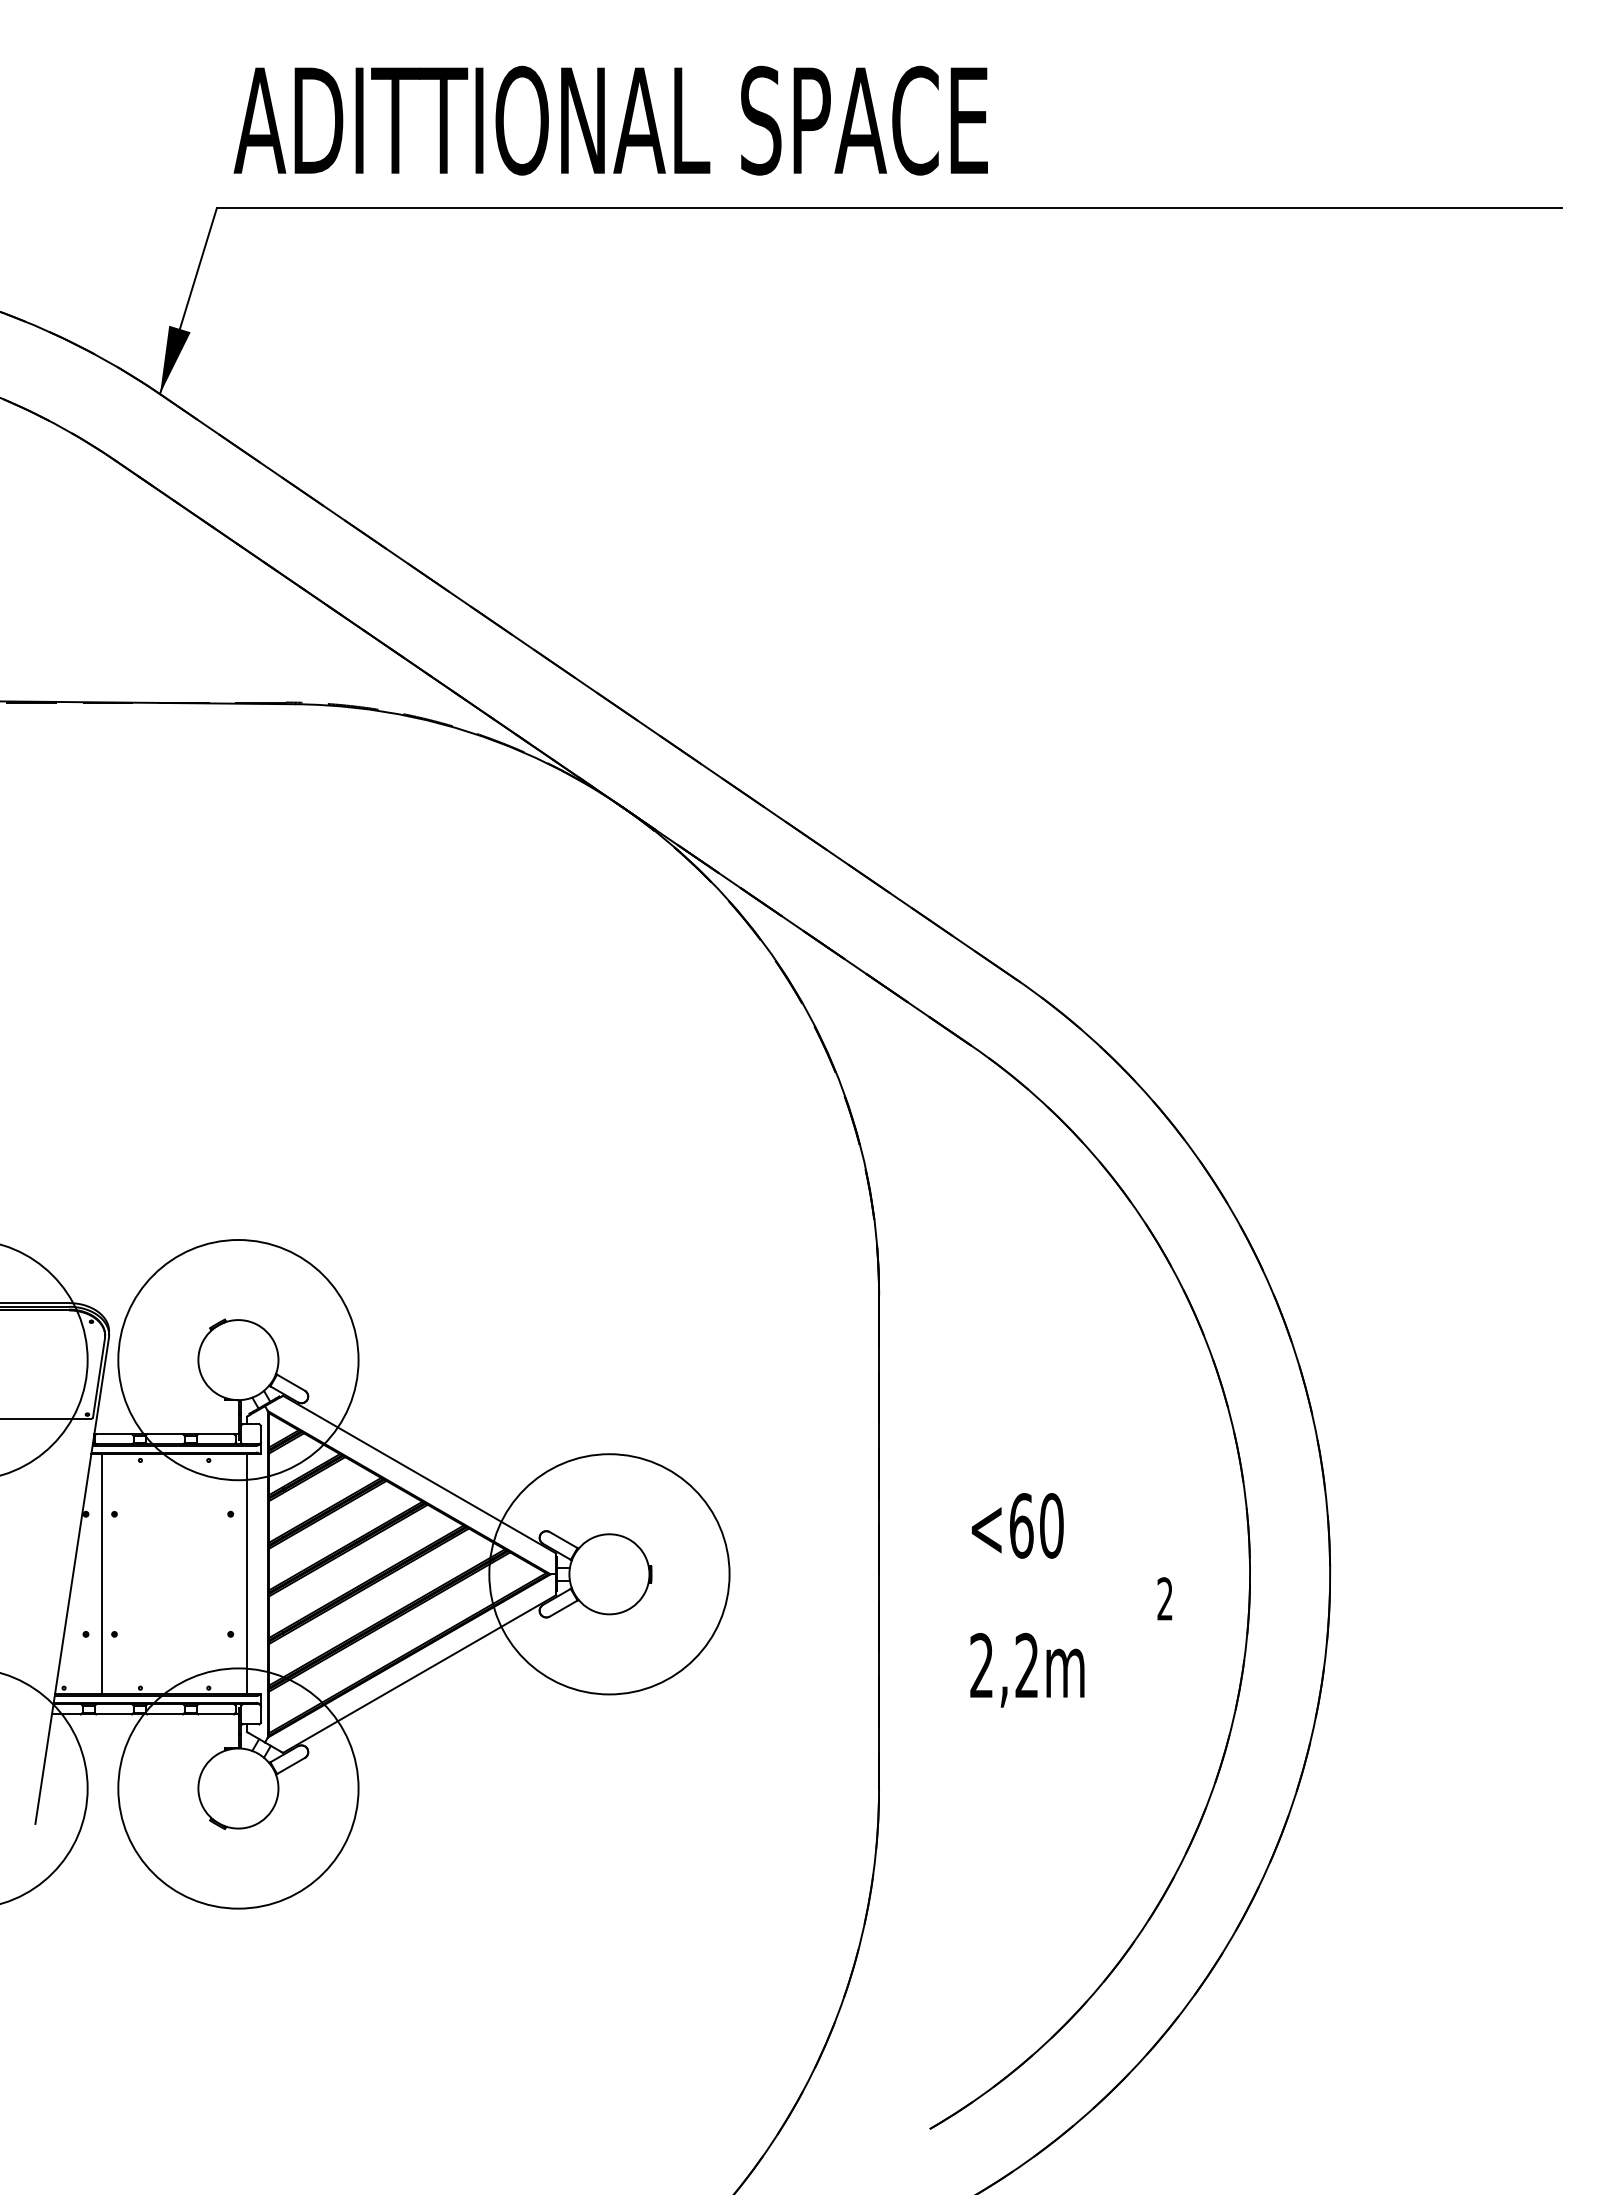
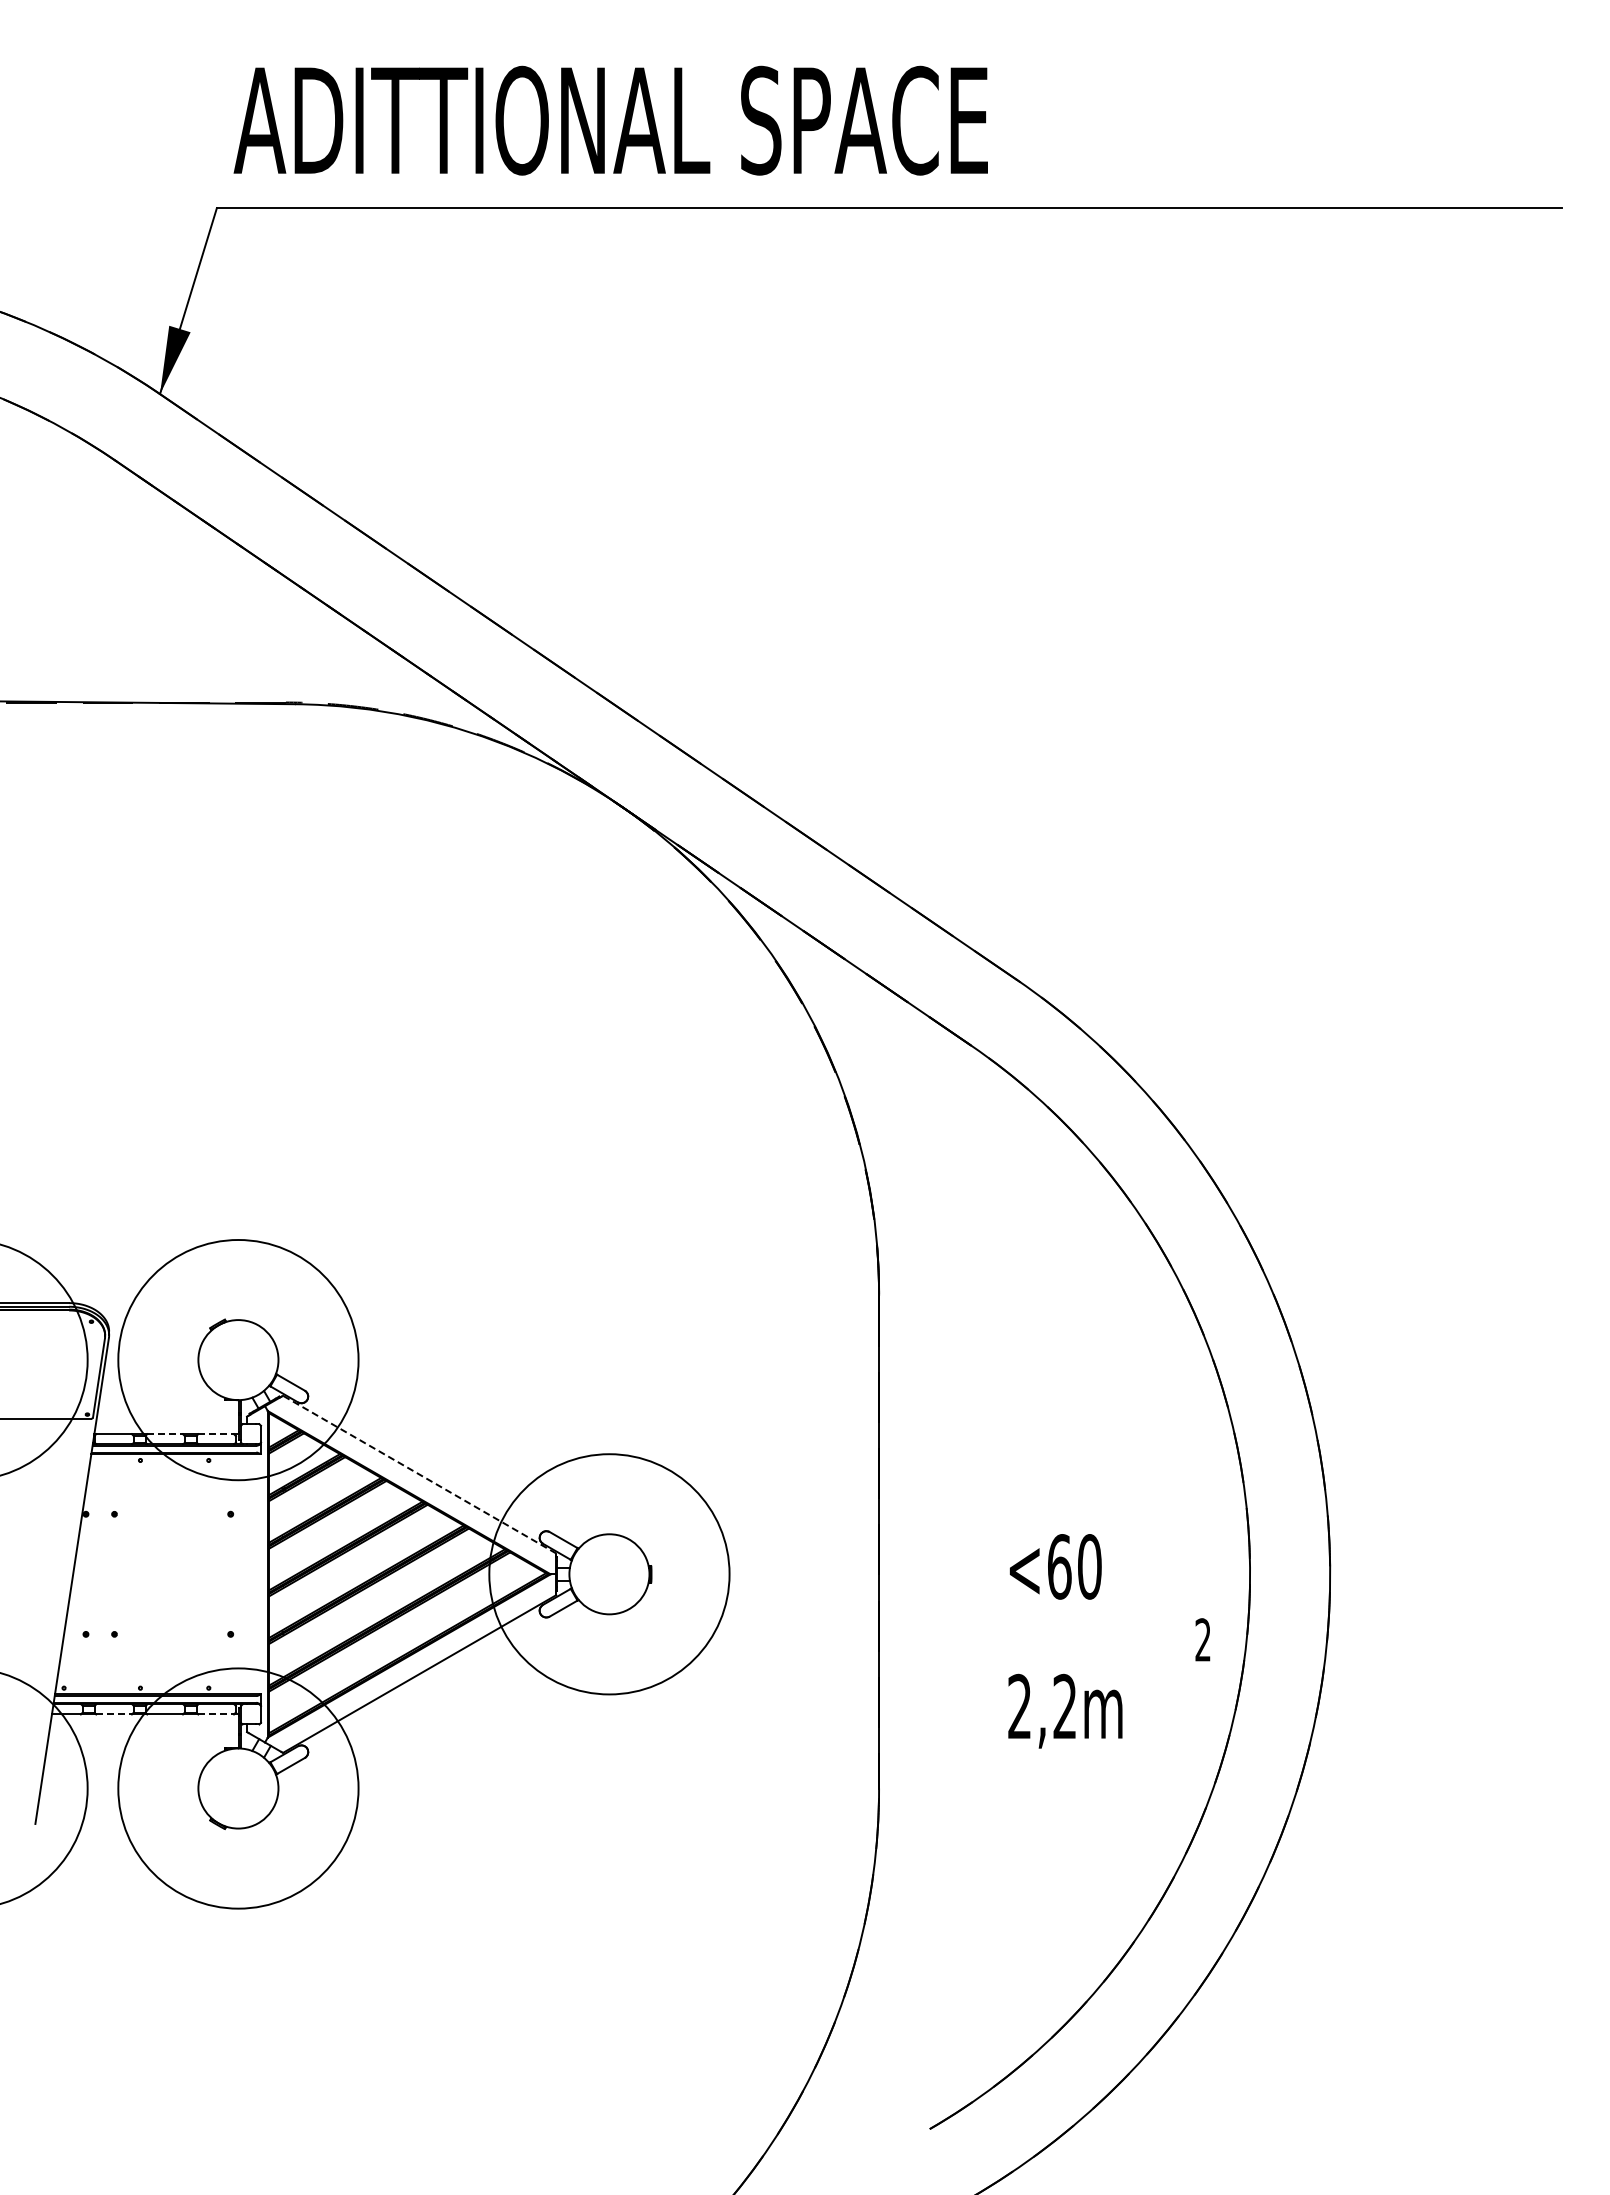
line: solid -> dashed (165, 1434)
line: solid -> dashed (216, 1434)
line: solid -> dashed (419, 1474)
line: present -> none (102, 1574)
line: present -> none (247, 1574)
text position: (1071, 1600) -> (1109, 1641) (1109, 1641)
line: solid -> dashed (114, 1714)
line: solid -> dashed (216, 1714)
